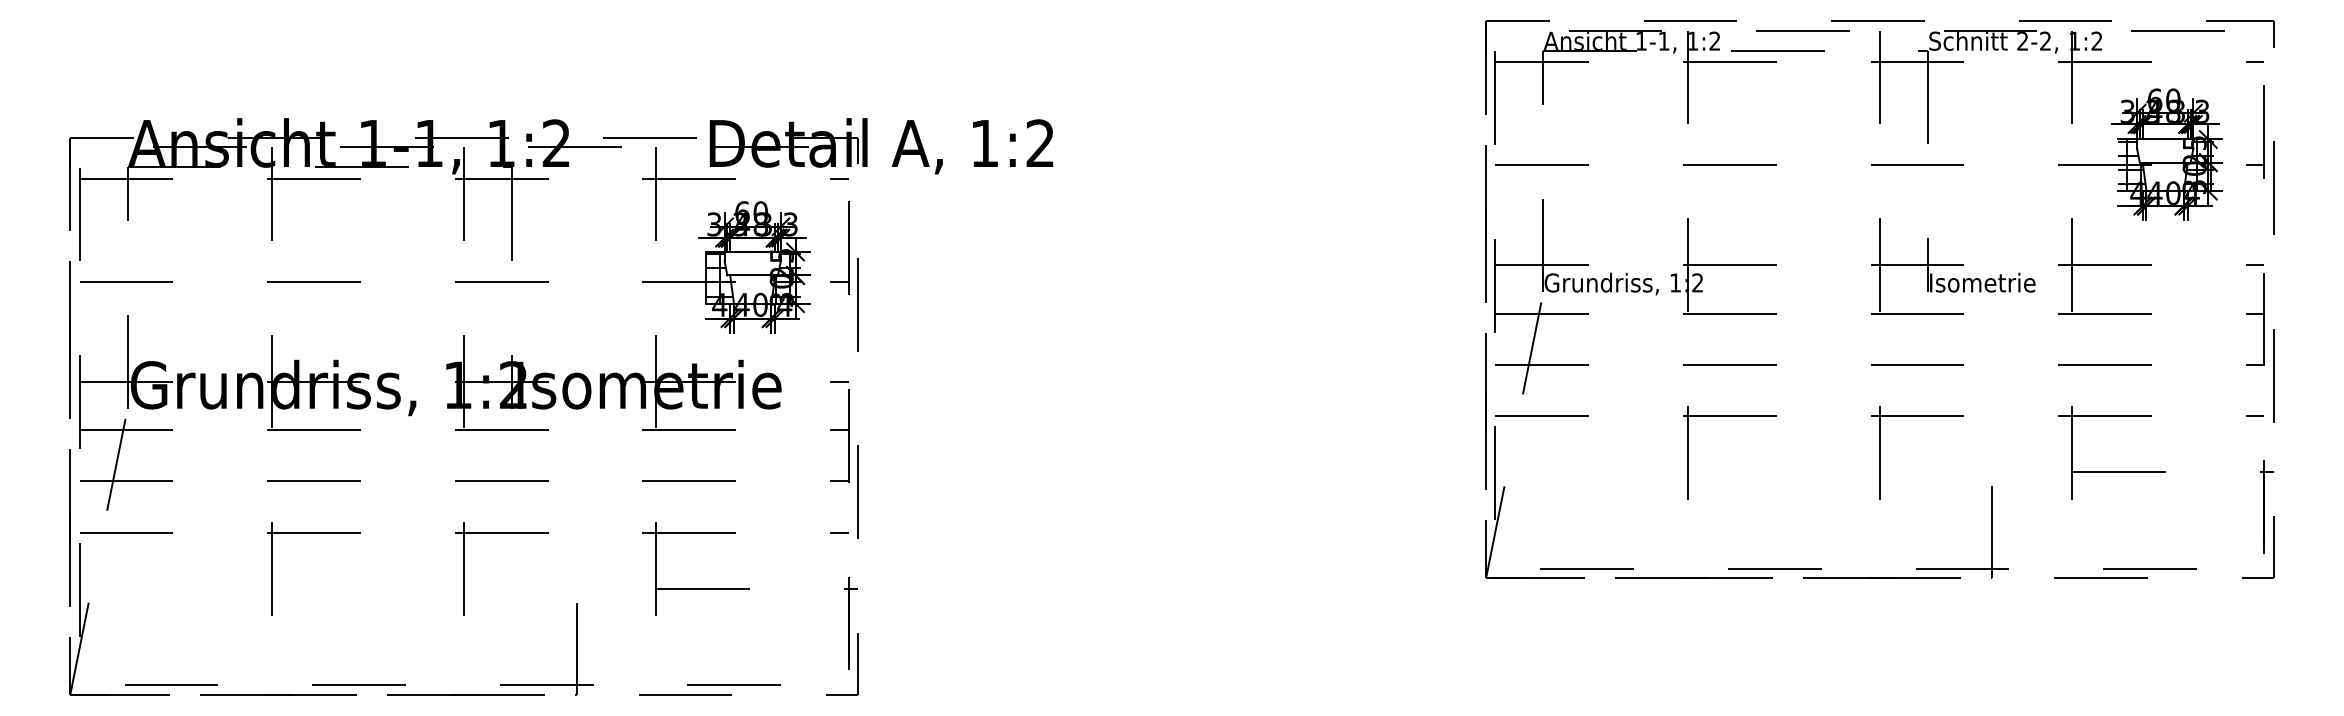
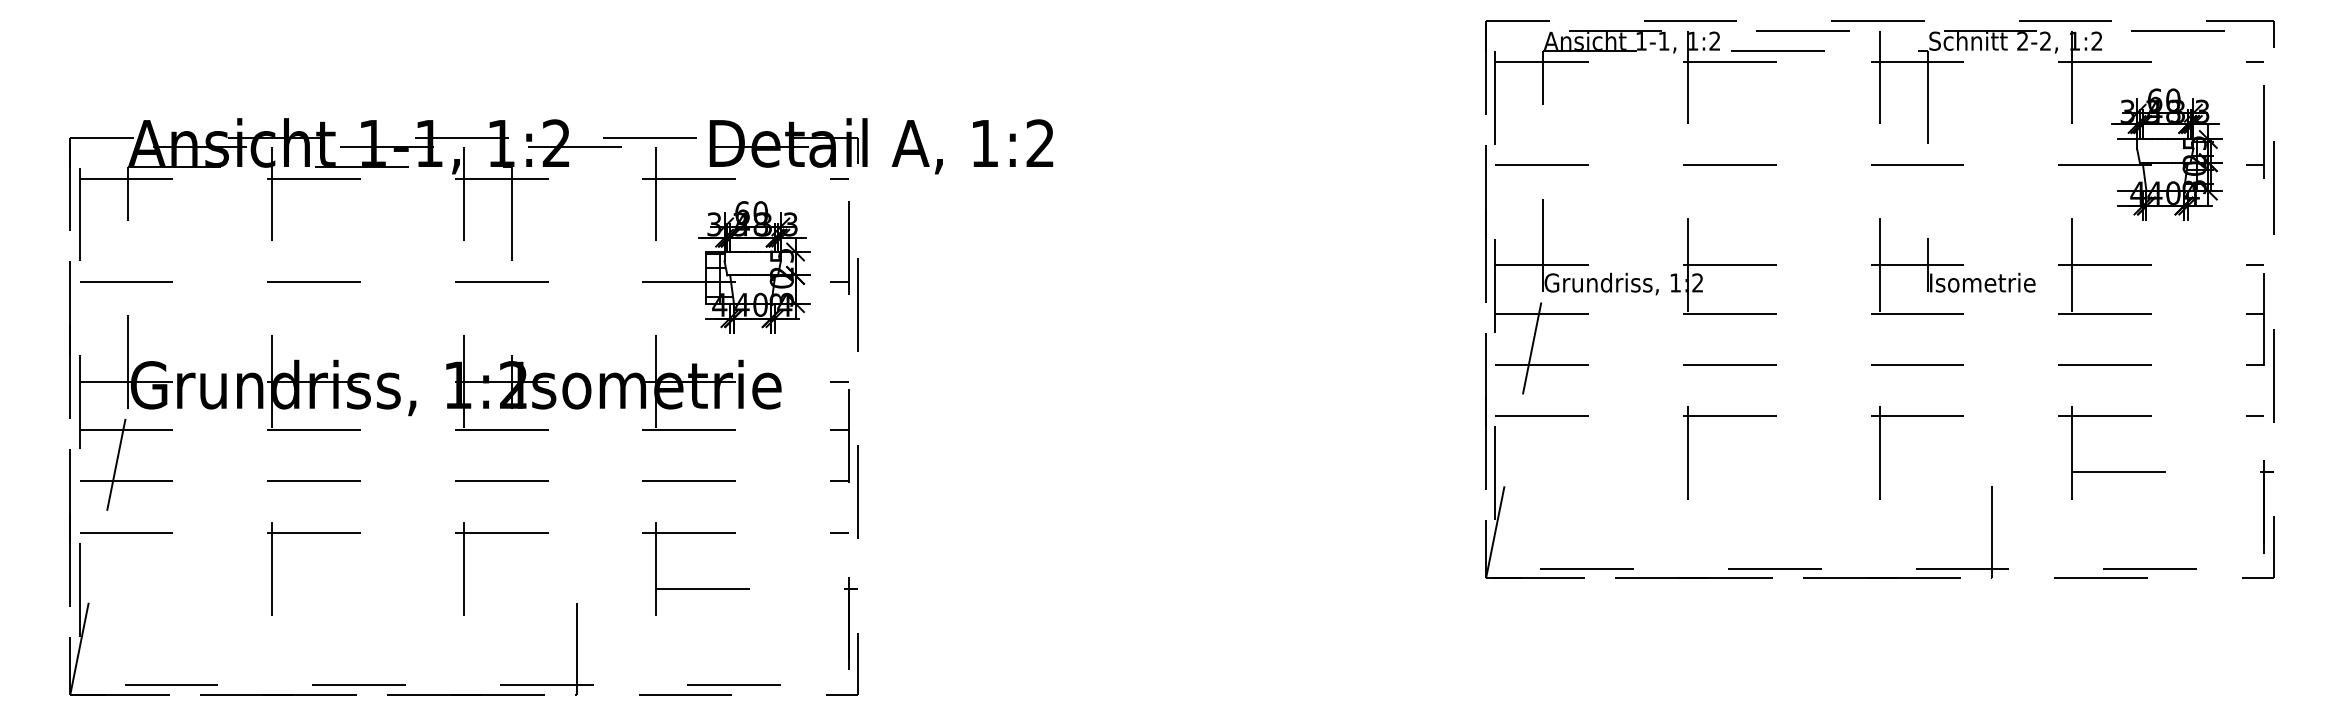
hatch: present -> none (2131, 165)
hatch: present -> none (786, 277)
